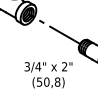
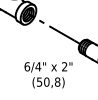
text: 3/4" -> 6/4" (27, 66)
